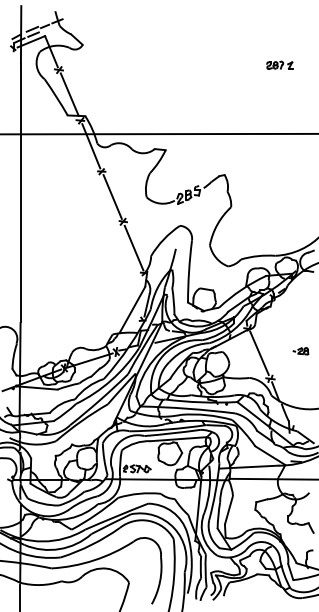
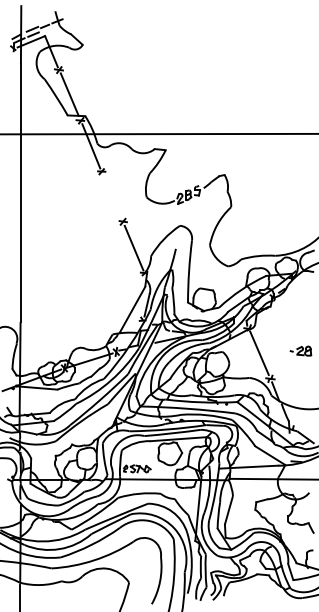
part: present -> none (279, 64)
line: present -> none (112, 196)
part size: 18x9 px -> 24x12 px (300, 350)
